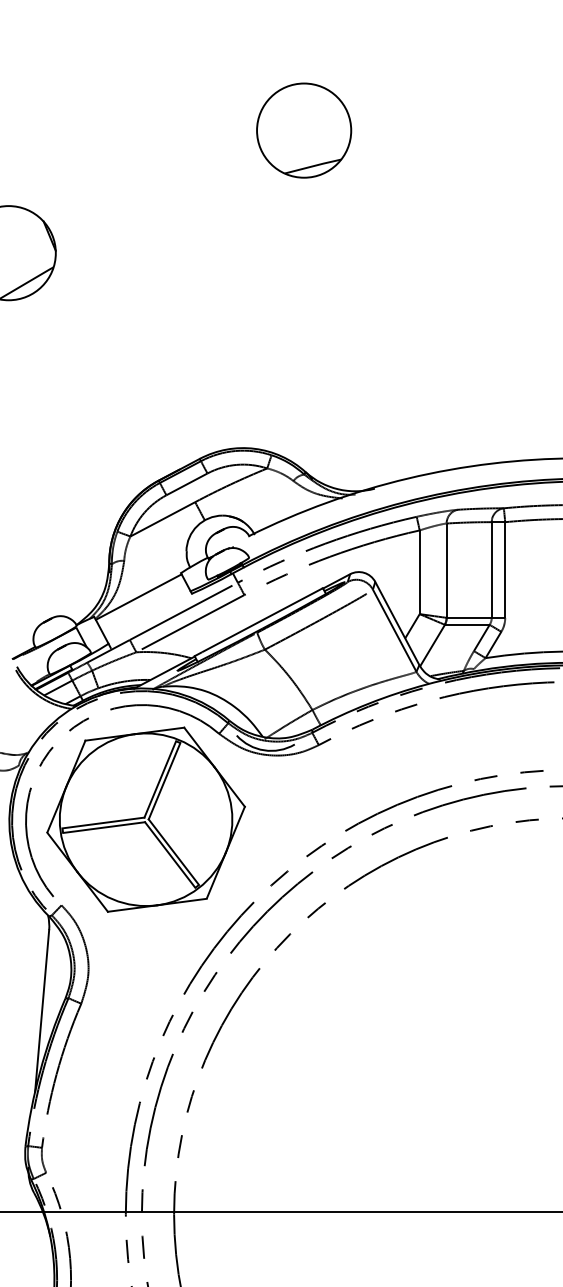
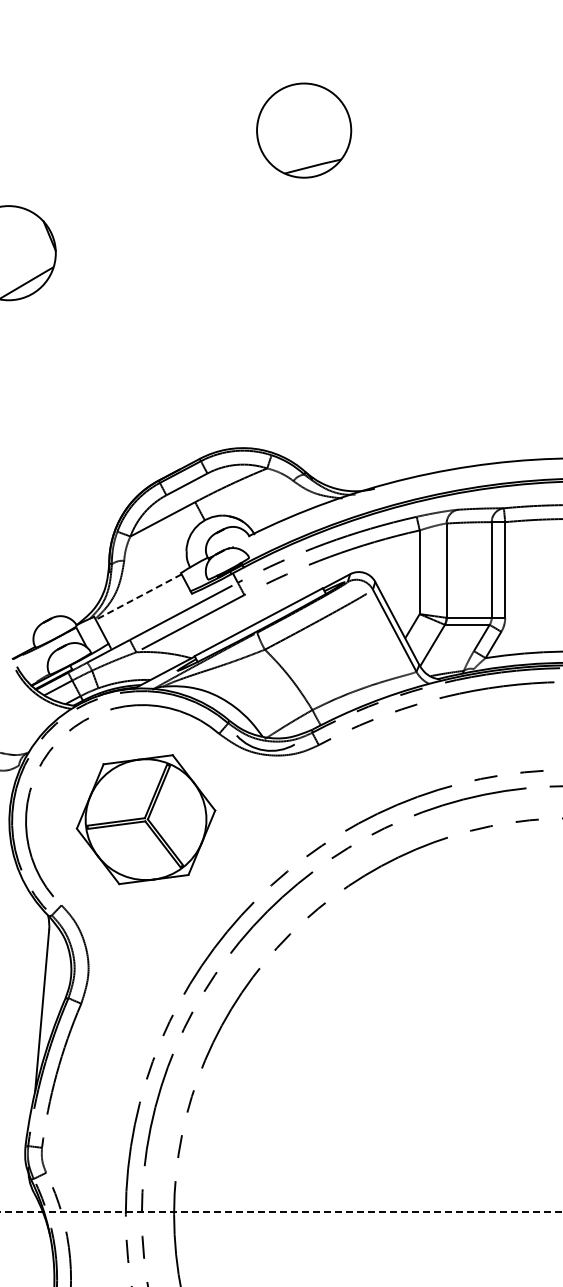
line: solid -> dashed (138, 597)
part size: 200x187 px -> 142x132 px (145, 819)
line: solid -> dashed (281, 1211)
